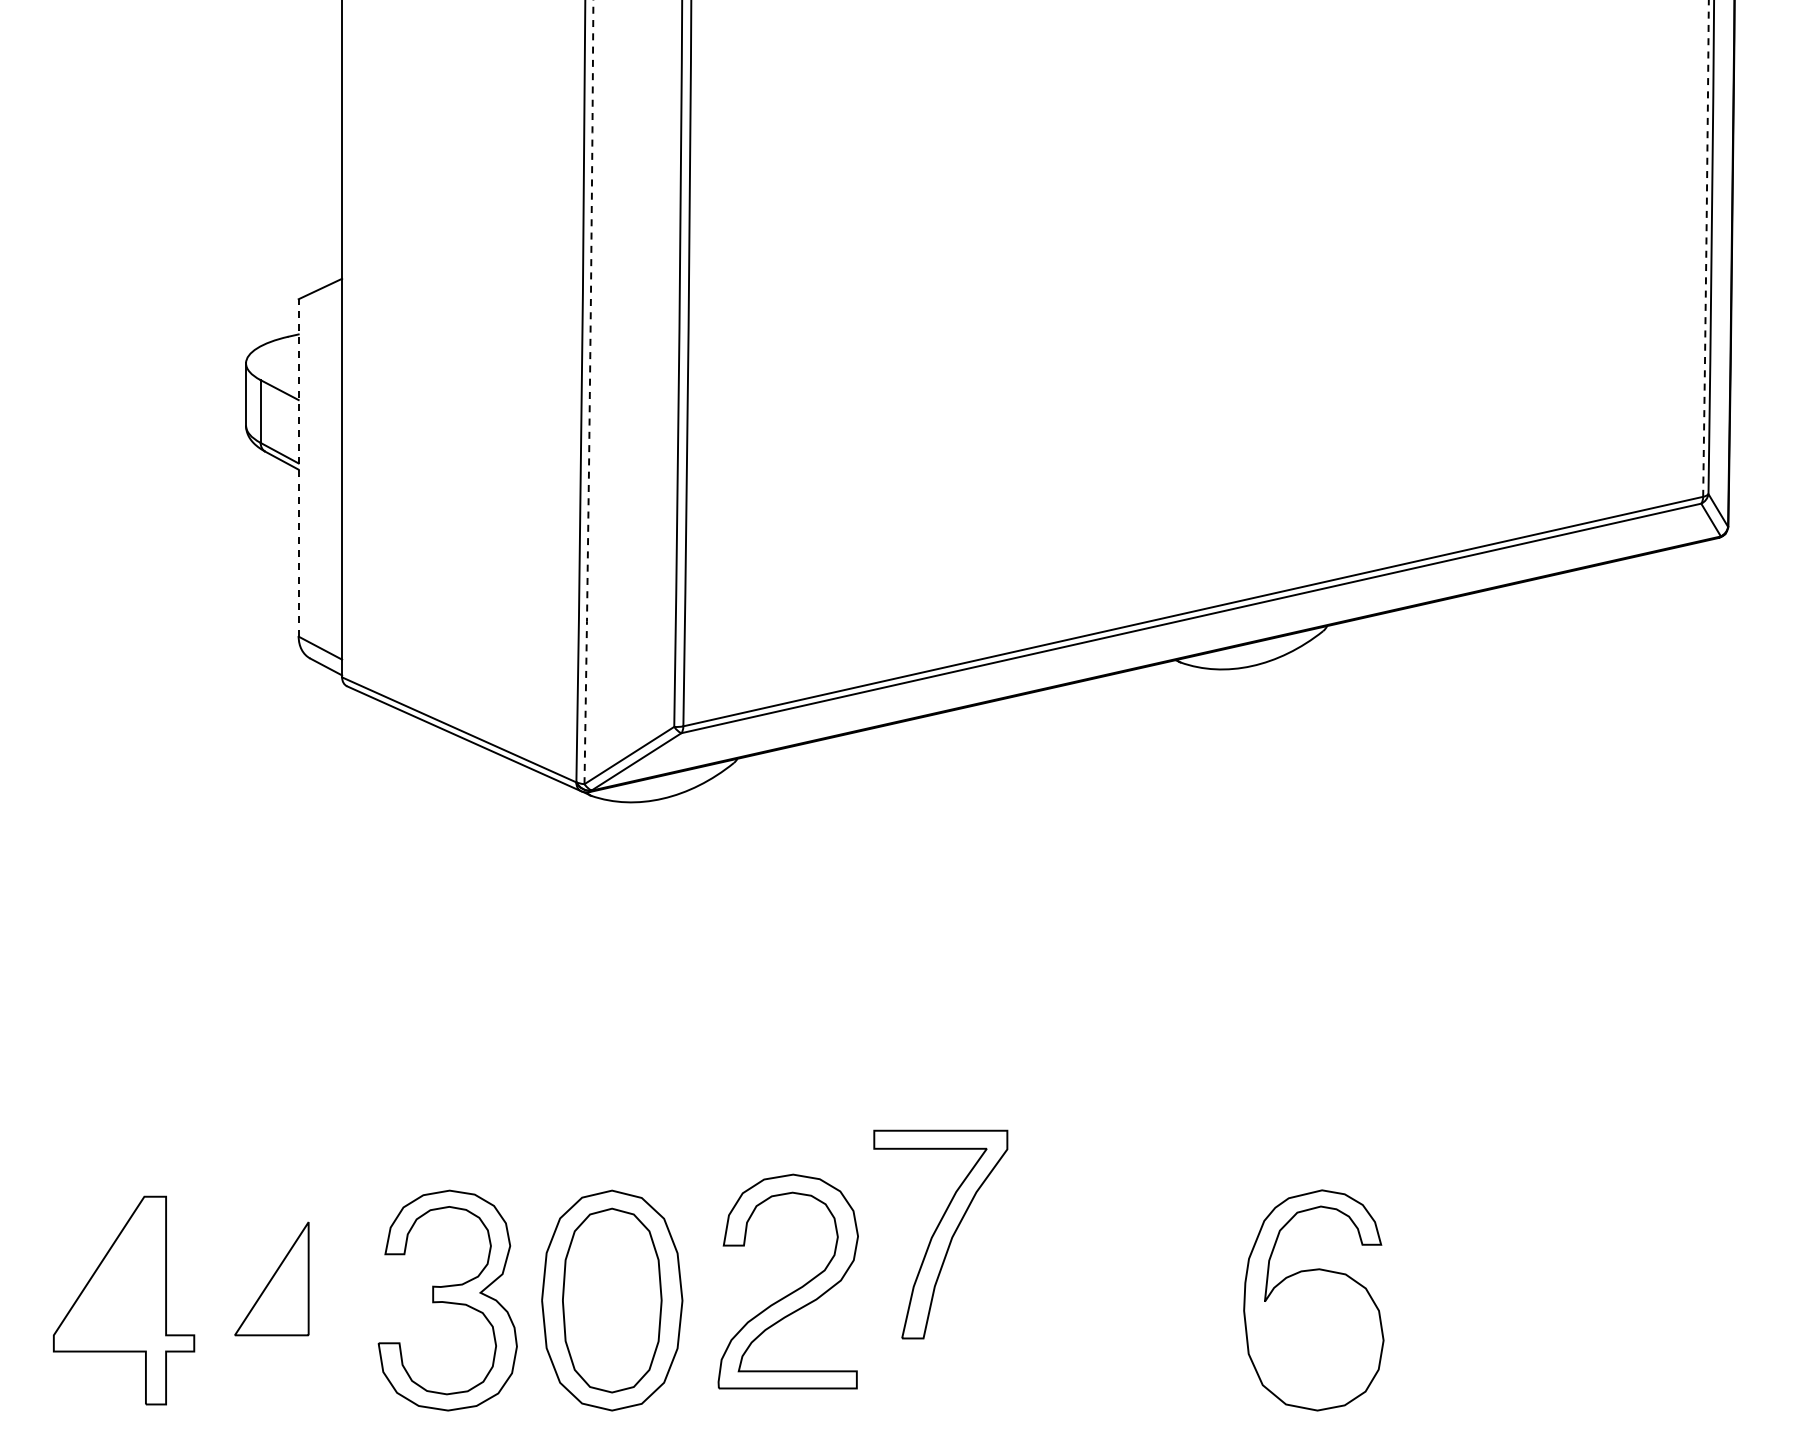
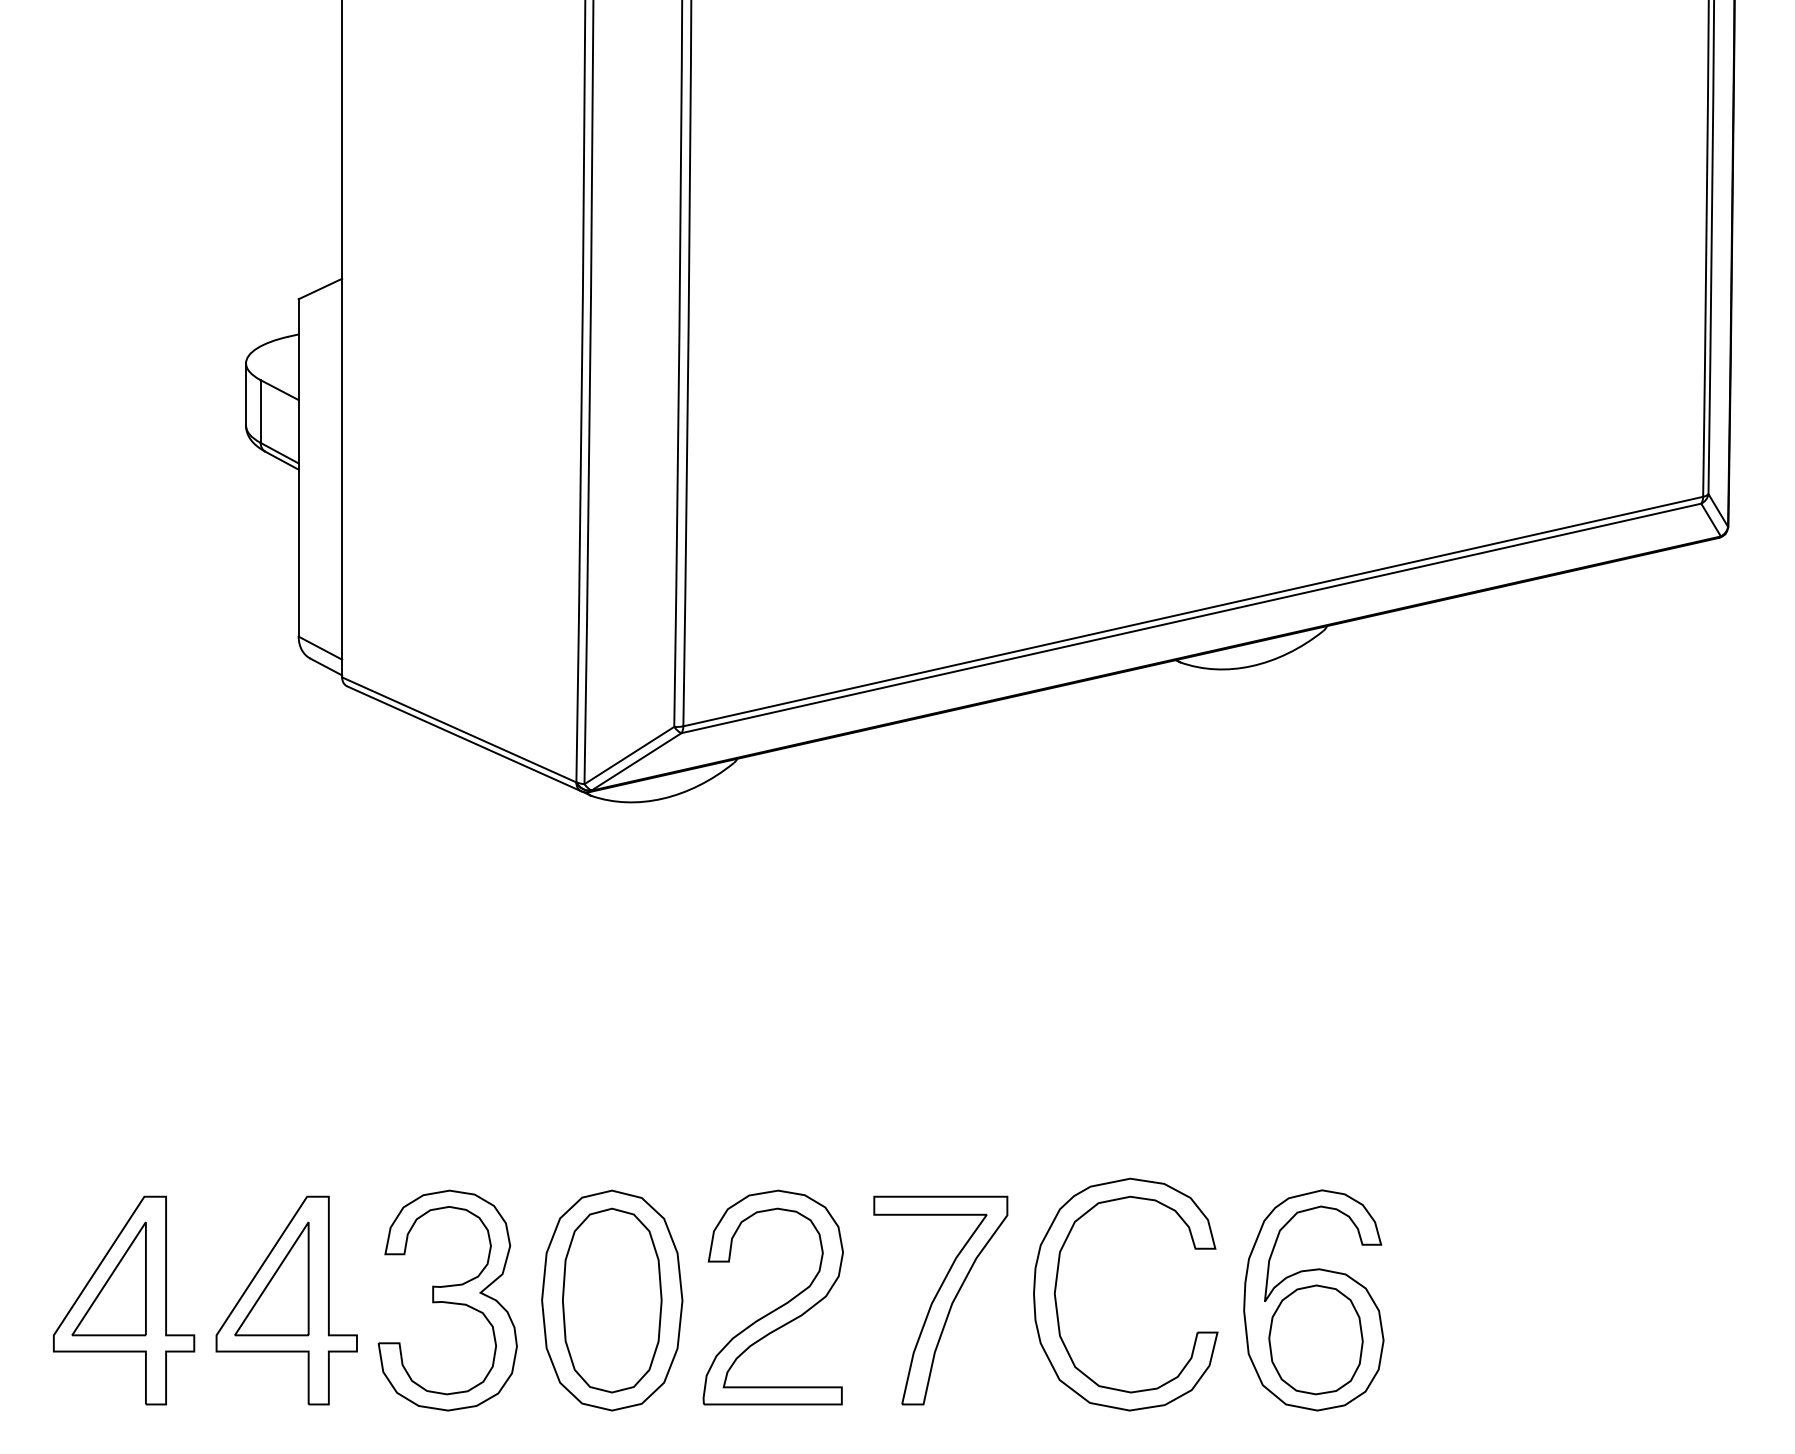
arc: dashed -> solid (1706, 247)
arc: dashed -> solid (589, 392)
line: dashed -> solid (298, 467)
part position: (940, 1234) -> (940, 1300) (940, 1300)
part: none -> present (108, 1278)
part position: (792, 1291) -> (777, 1307) (777, 1307)
part: none -> present (286, 1300)
part: none -> present (1057, 1305)
part: none -> present (1315, 1339)
